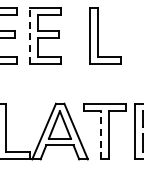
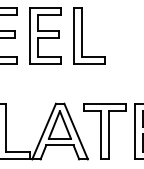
line: dashed -> solid (30, 35)
part position: (98, 35) -> (82, 35) (82, 35)
line: dashed -> solid (101, 134)
